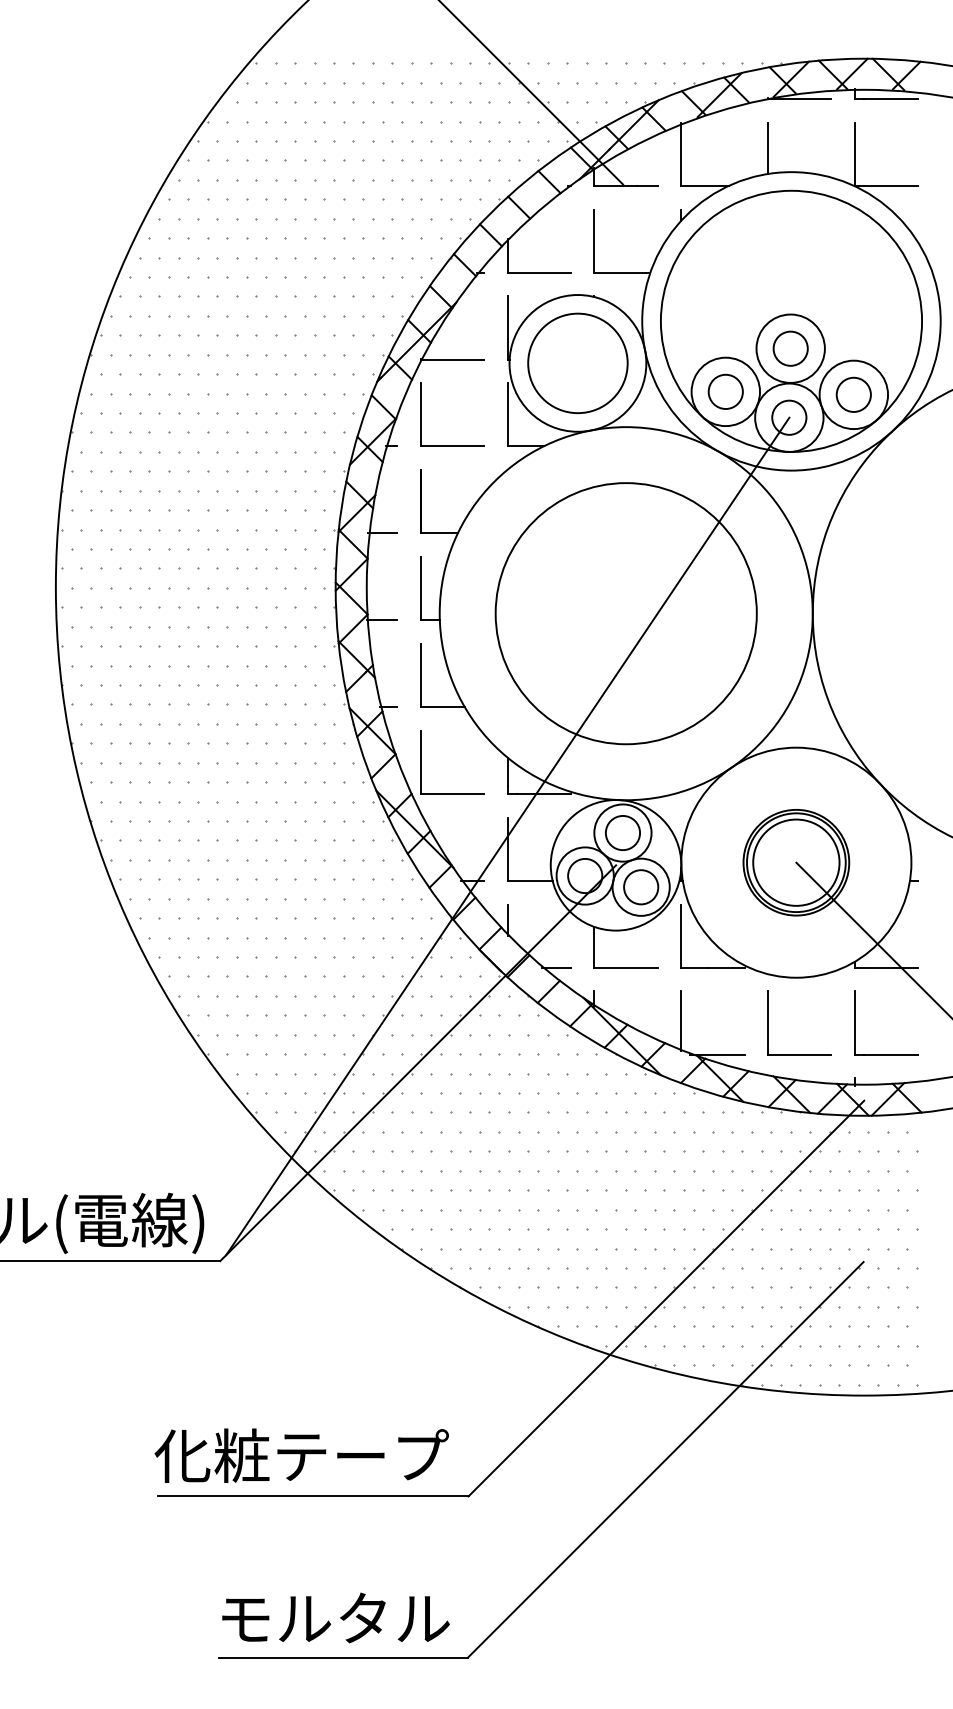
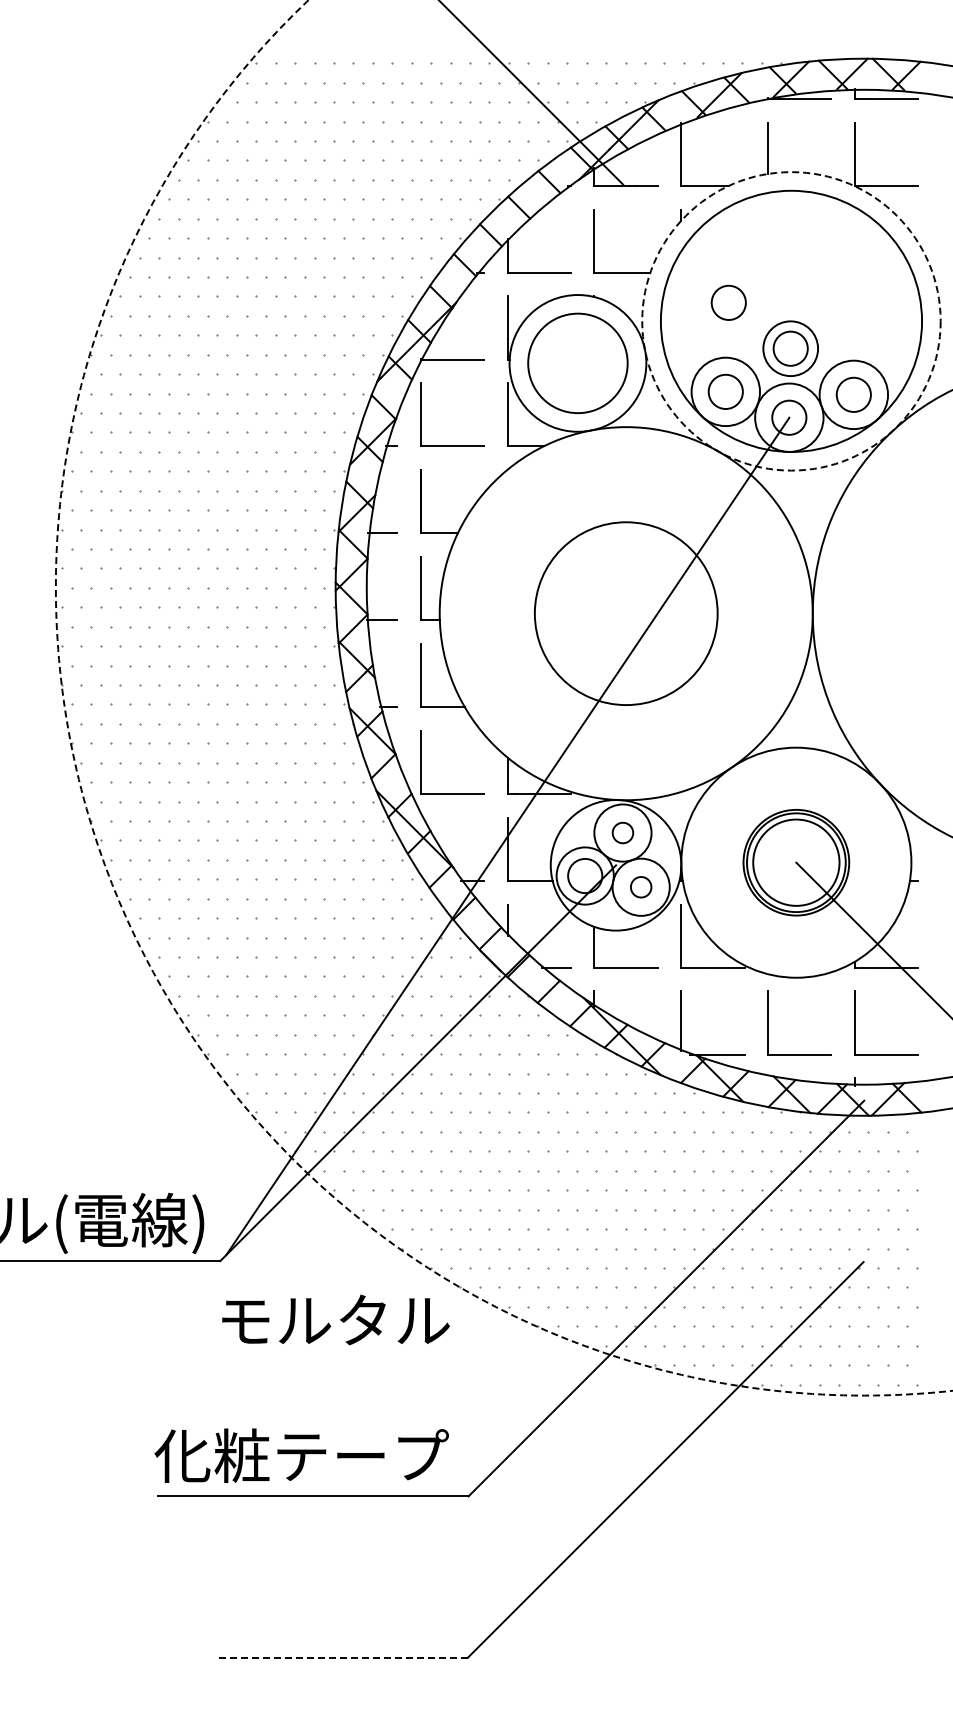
circle: none -> present (728, 302)
circle: solid -> dashed (791, 321)
circle diameter: 68 px -> 55 px (790, 348)
circle diameter: 261 px -> 183 px (625, 613)
circle: solid -> dashed (503, 697)
circle size: 36x36 px -> 24x24 px (622, 832)
circle diameter: 34 px -> 21 px (640, 887)
text position: (335, 1617) -> (335, 1319) (335, 1319)
line: solid -> dashed (343, 1657)
